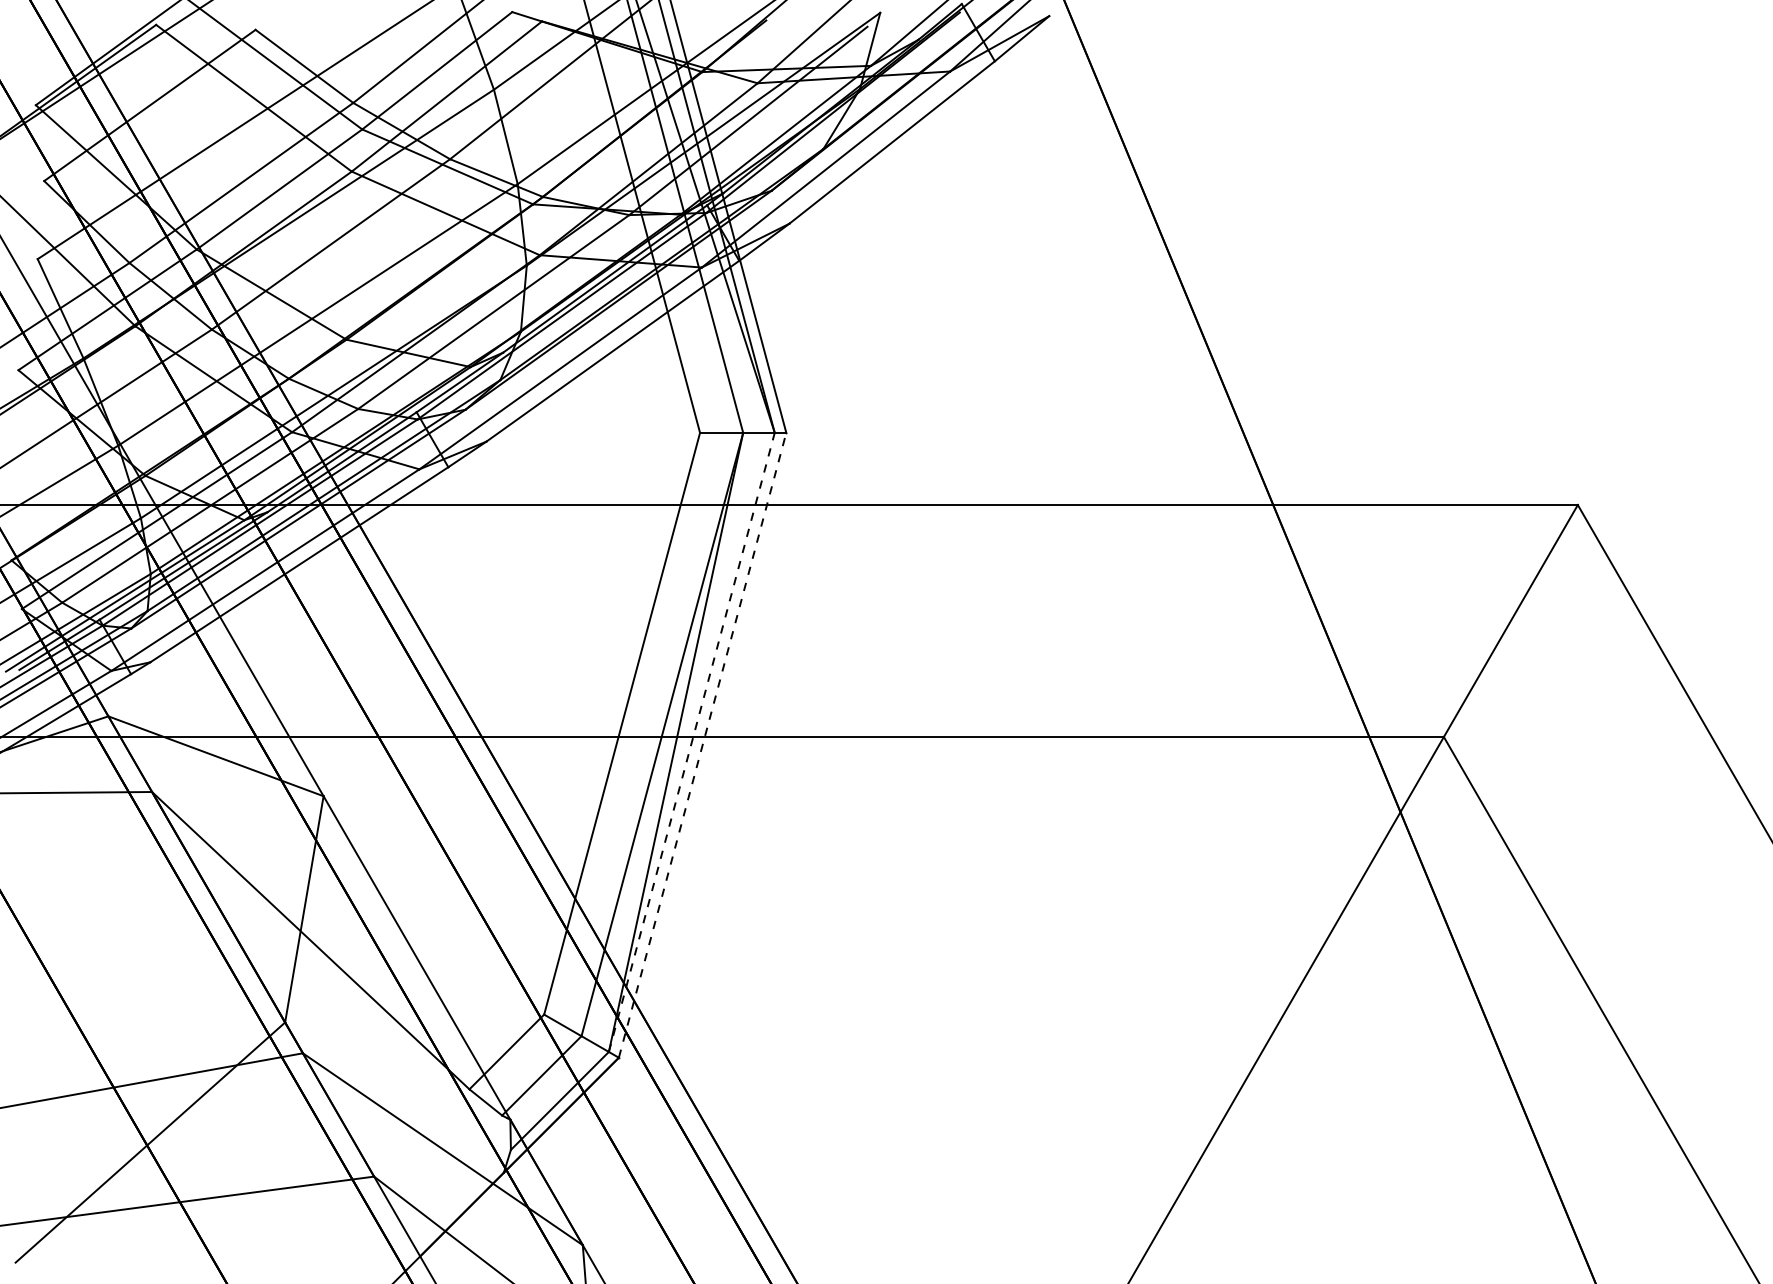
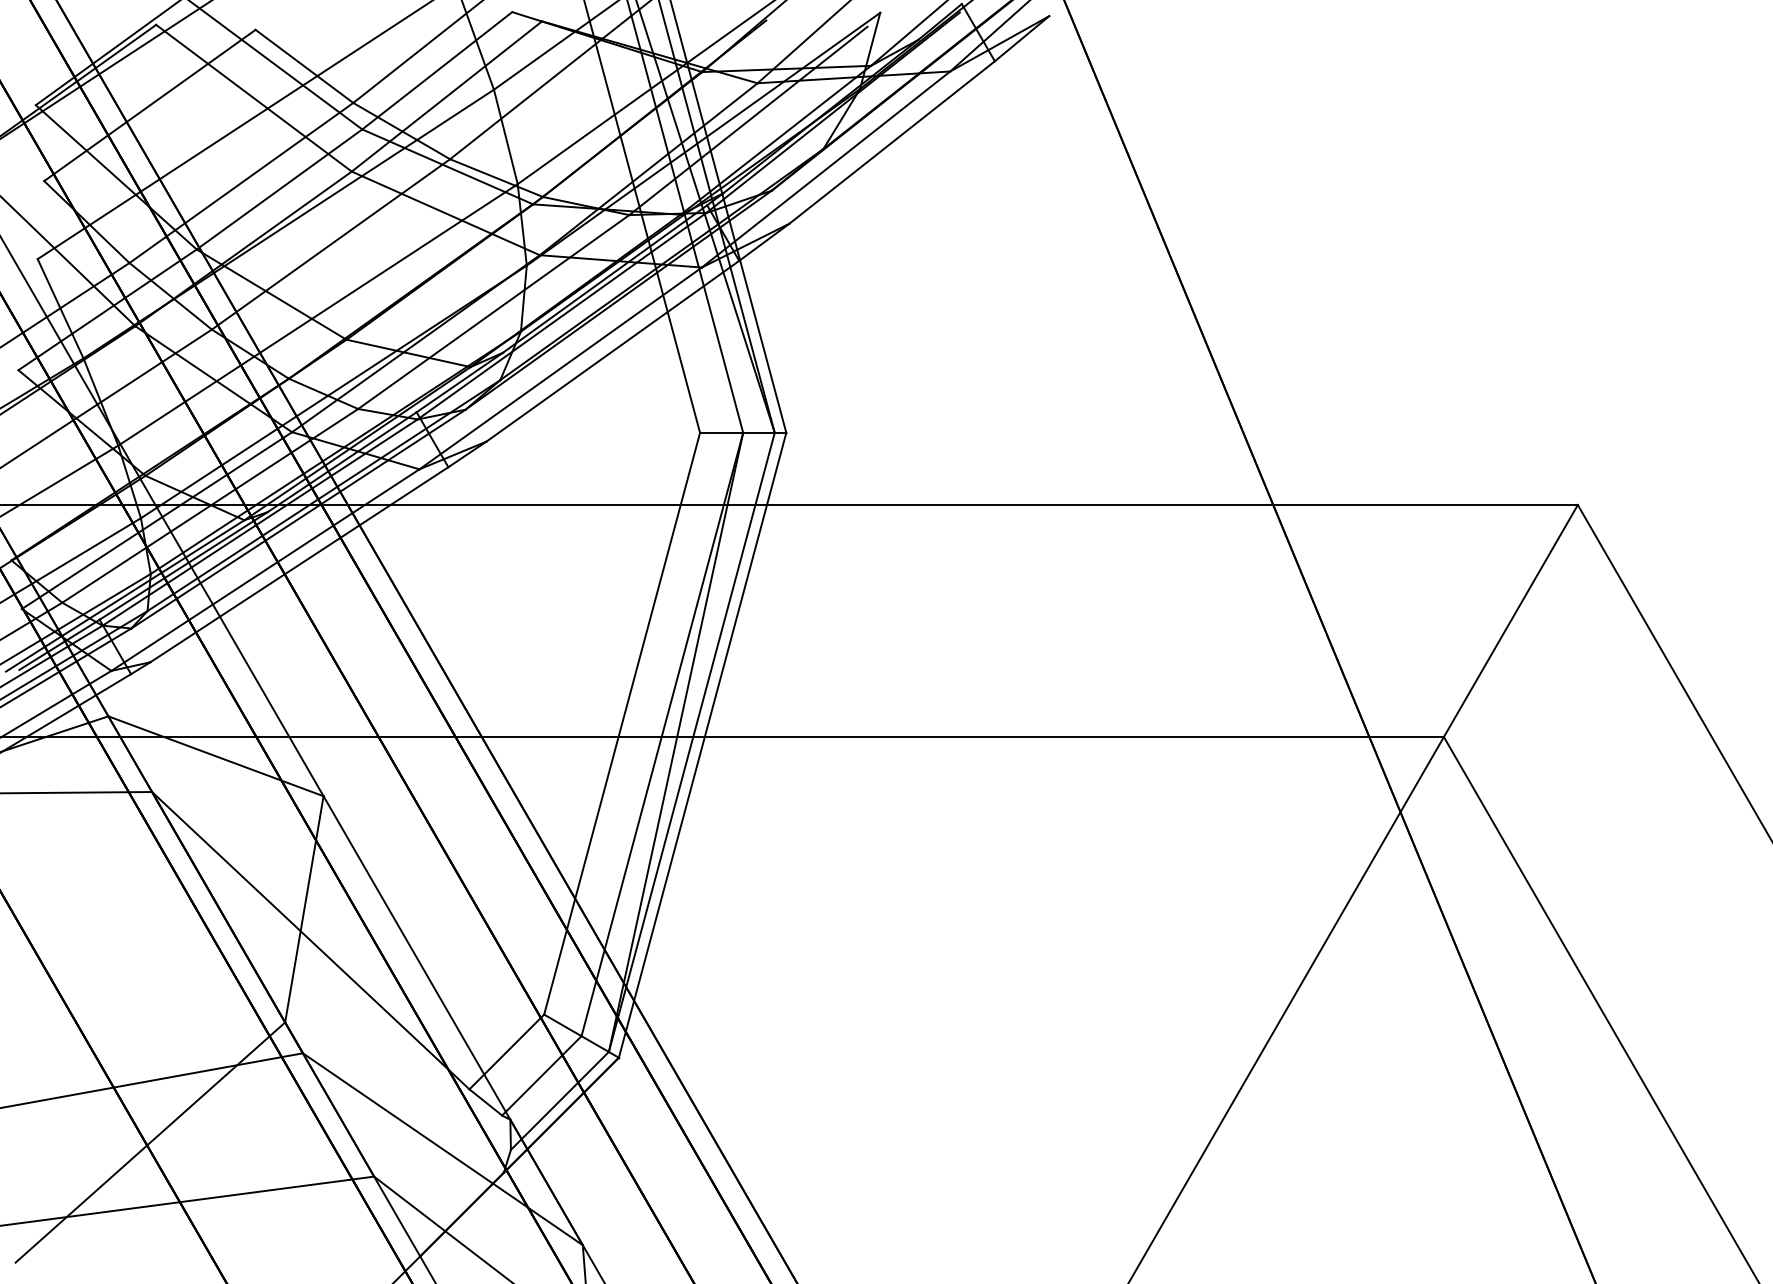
line: dashed -> solid (691, 741)
line: dashed -> solid (702, 744)
